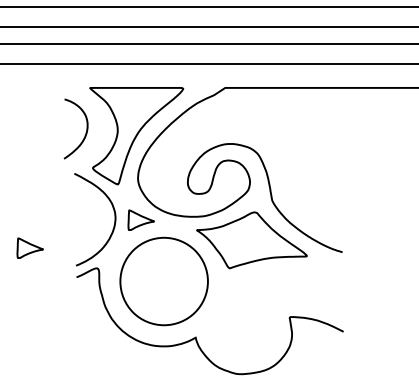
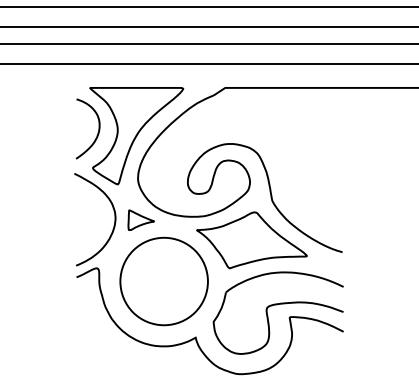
curve position: (85, 132) -> (97, 132) (97, 132)
part: present -> none (29, 247)
part: none -> present (277, 305)
